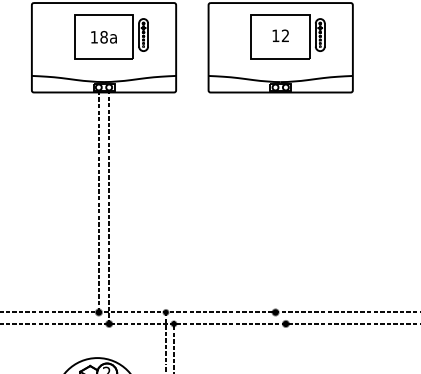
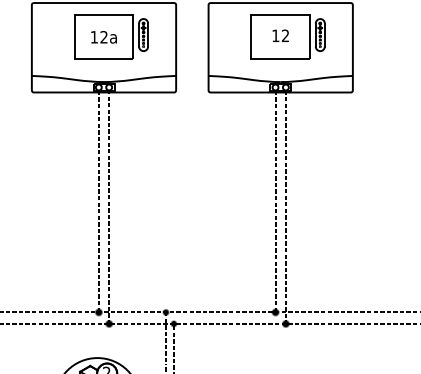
text: 18a -> 12a (103, 37)
line: none -> present (275, 201)
line: none -> present (285, 206)
